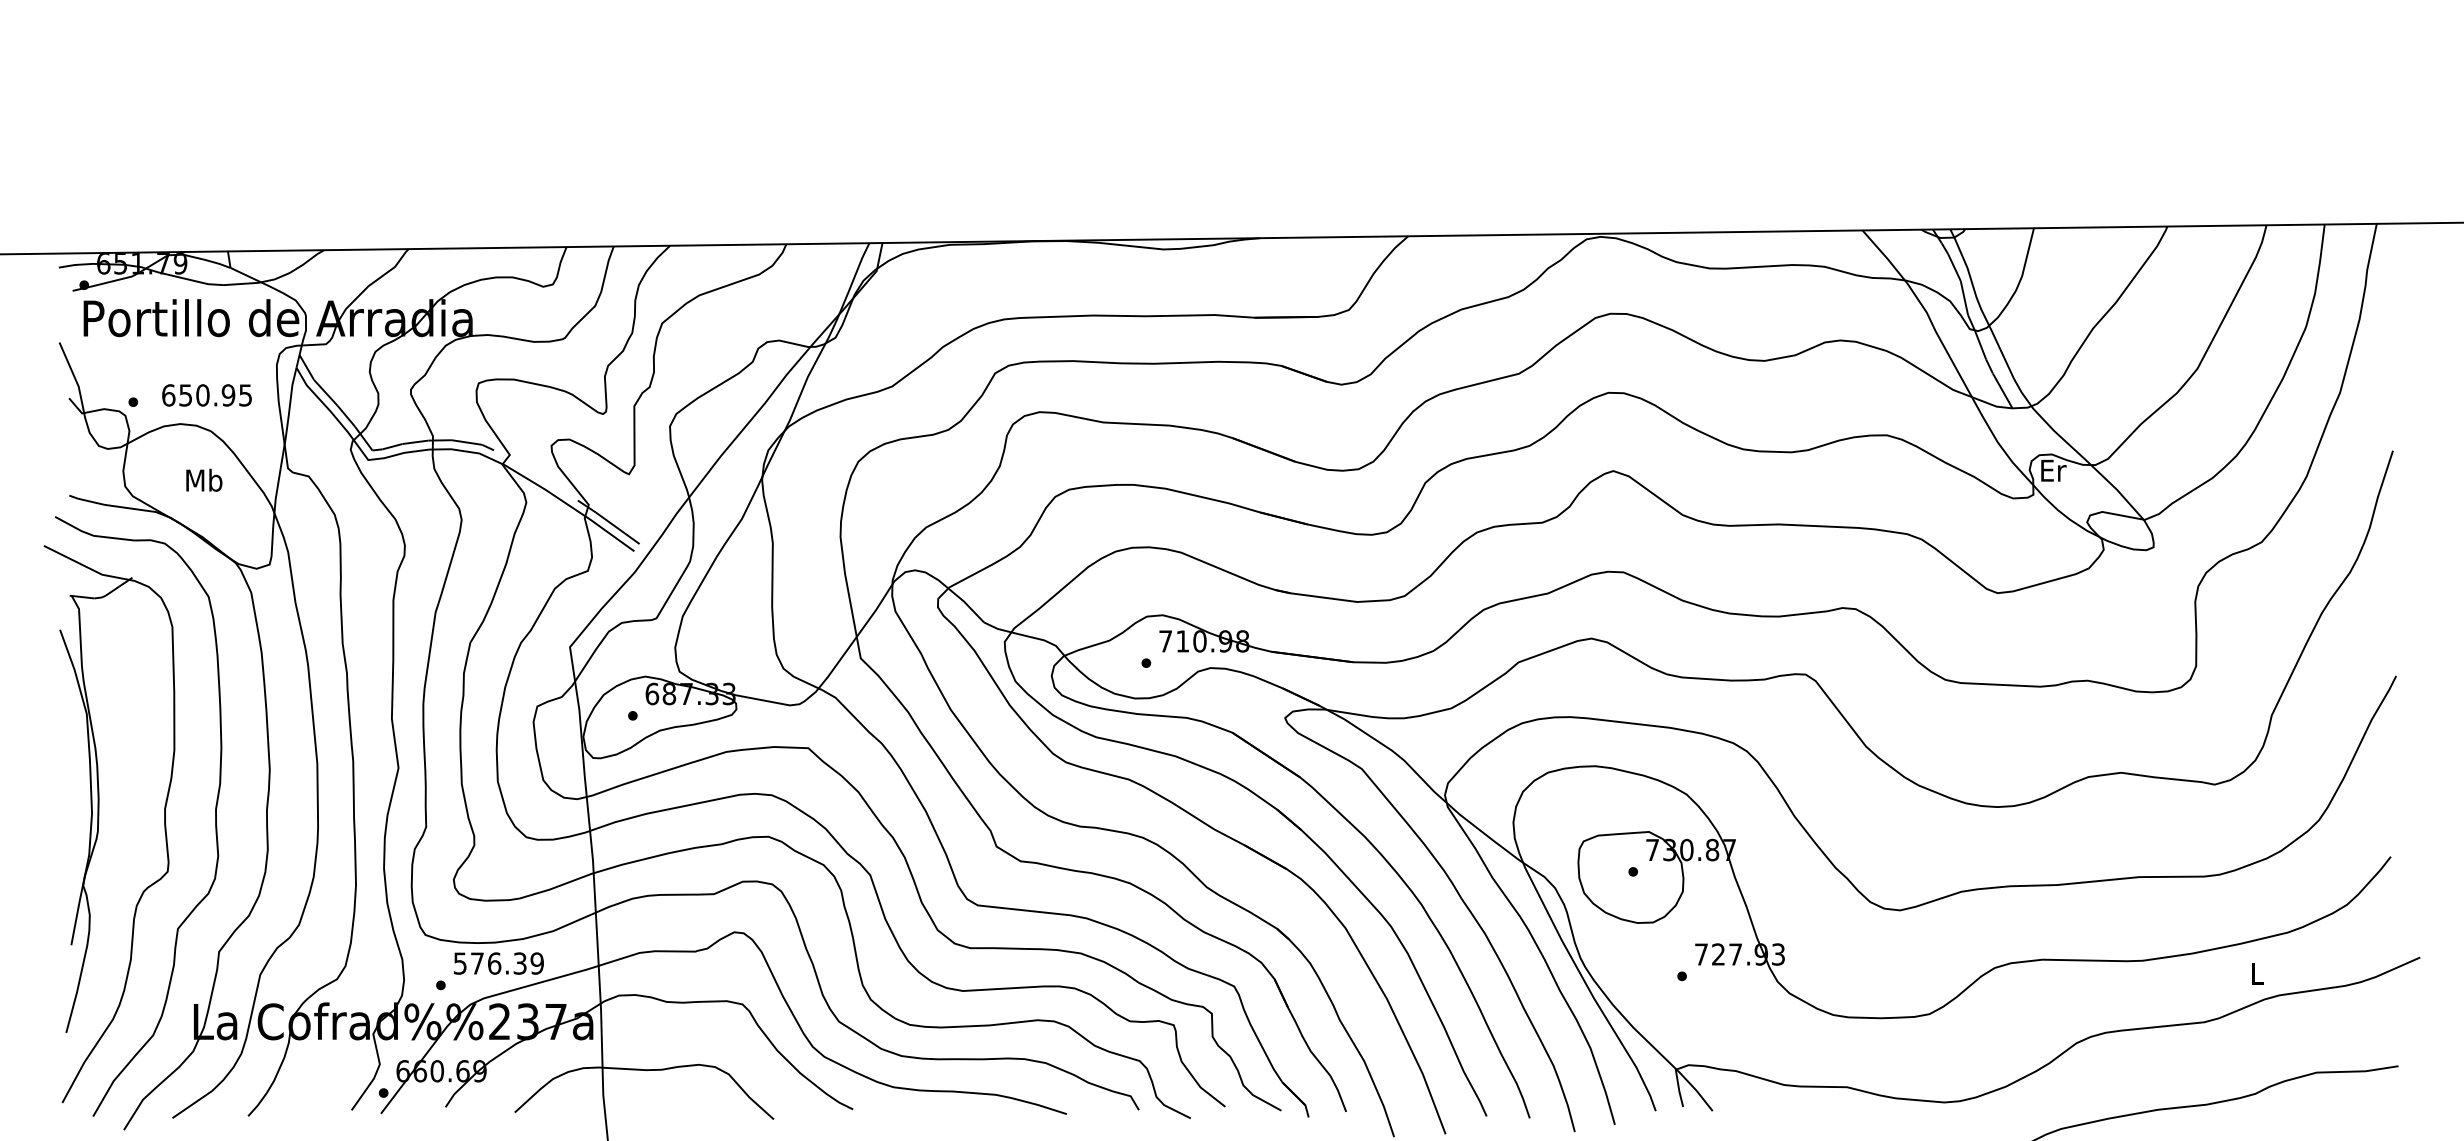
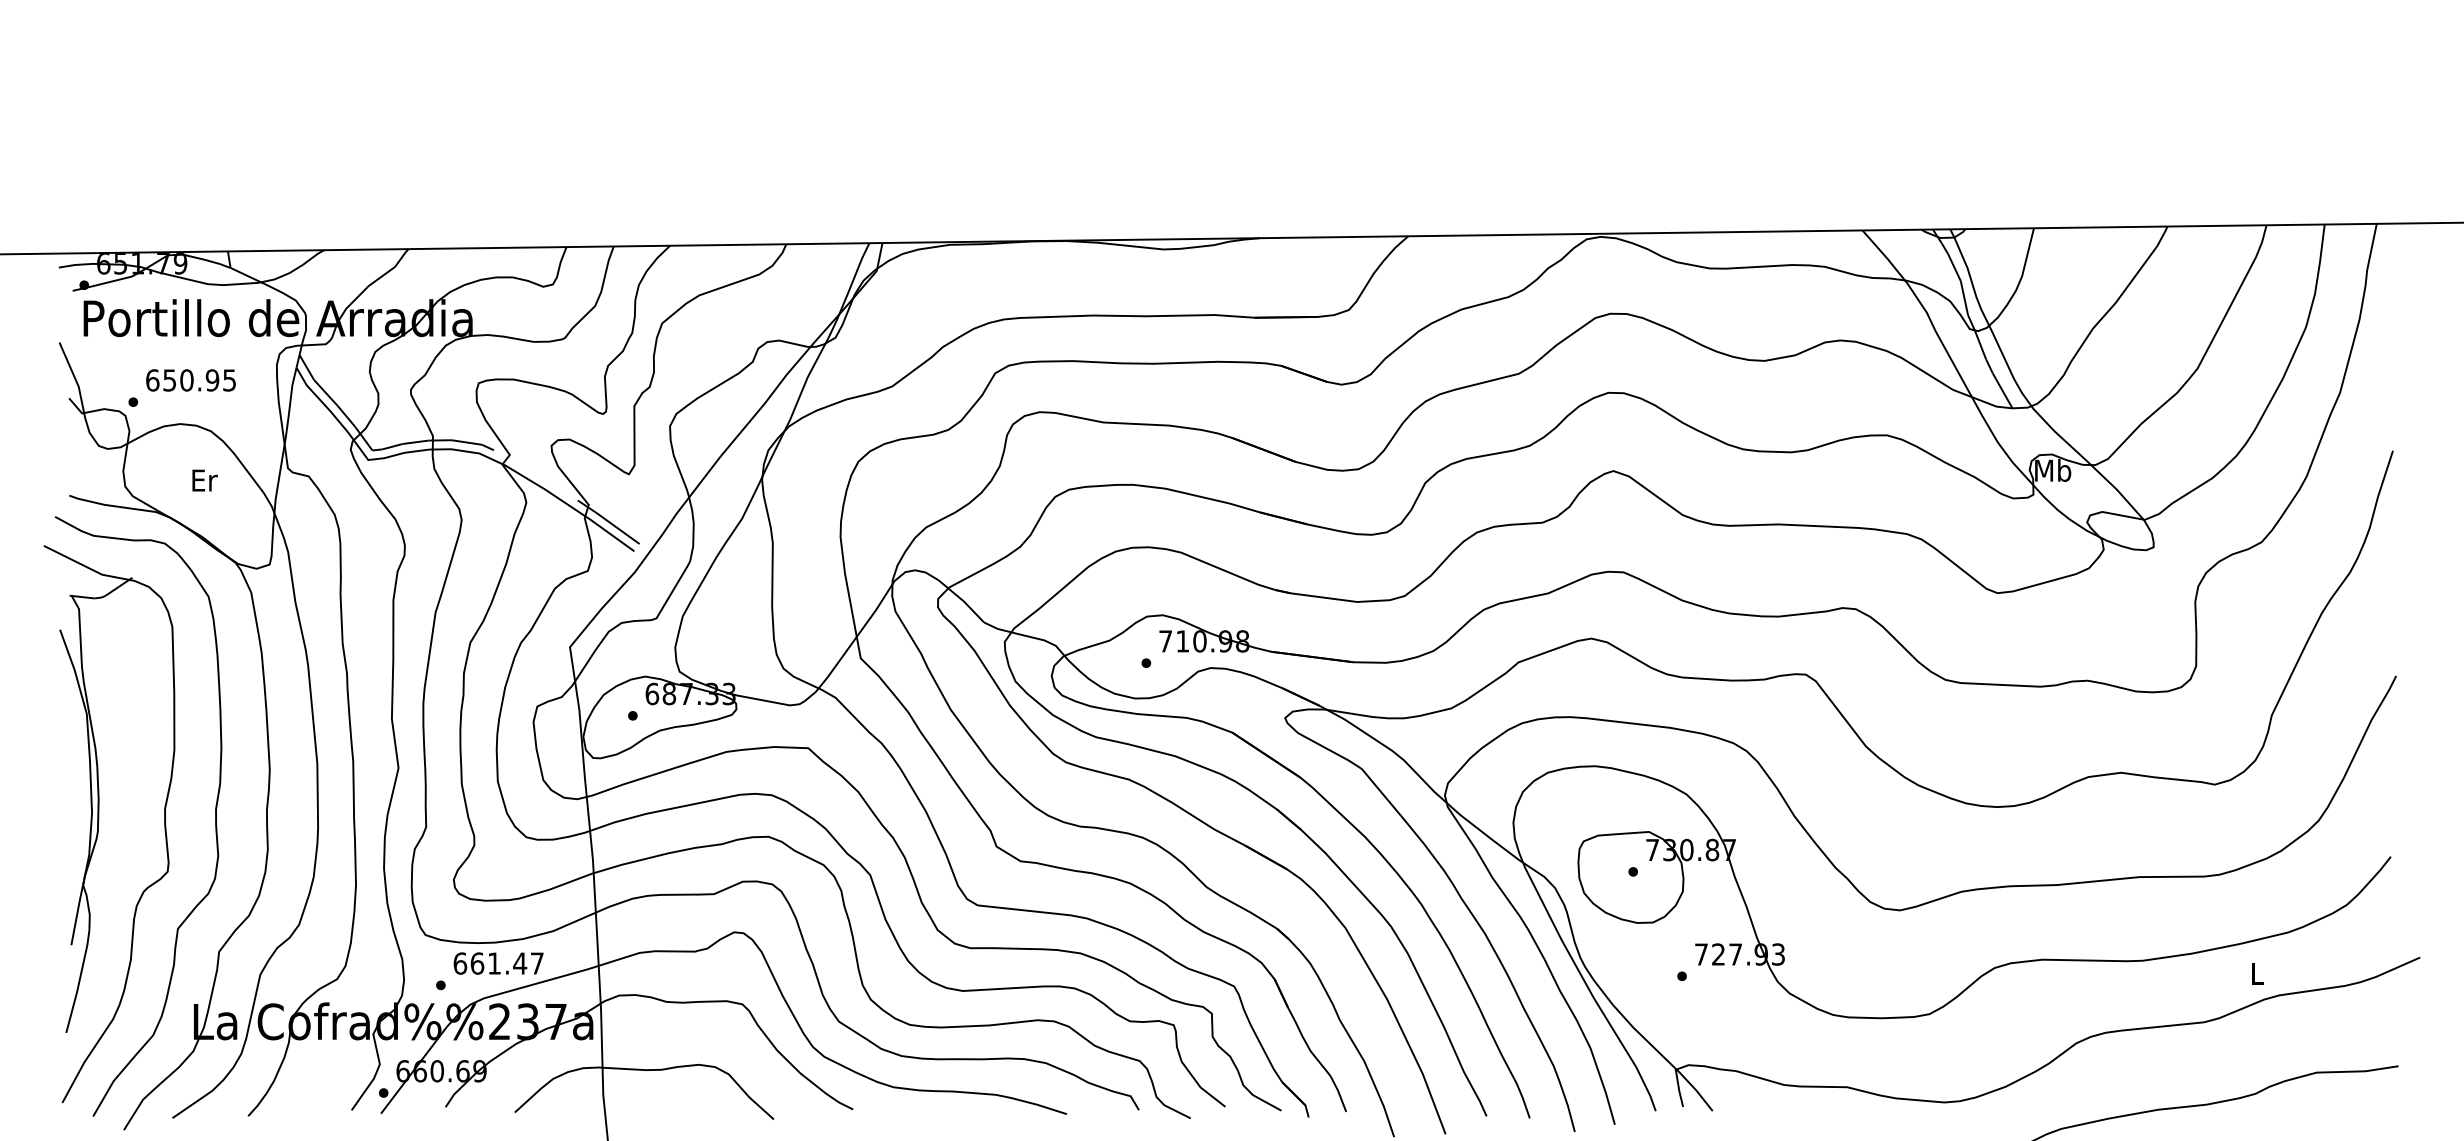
text position: (206, 395) -> (190, 380) (190, 380)
text: Er -> Mb (2053, 470)
text: Mb -> Er (204, 479)
text: 576.39 -> 661.47 (498, 963)
